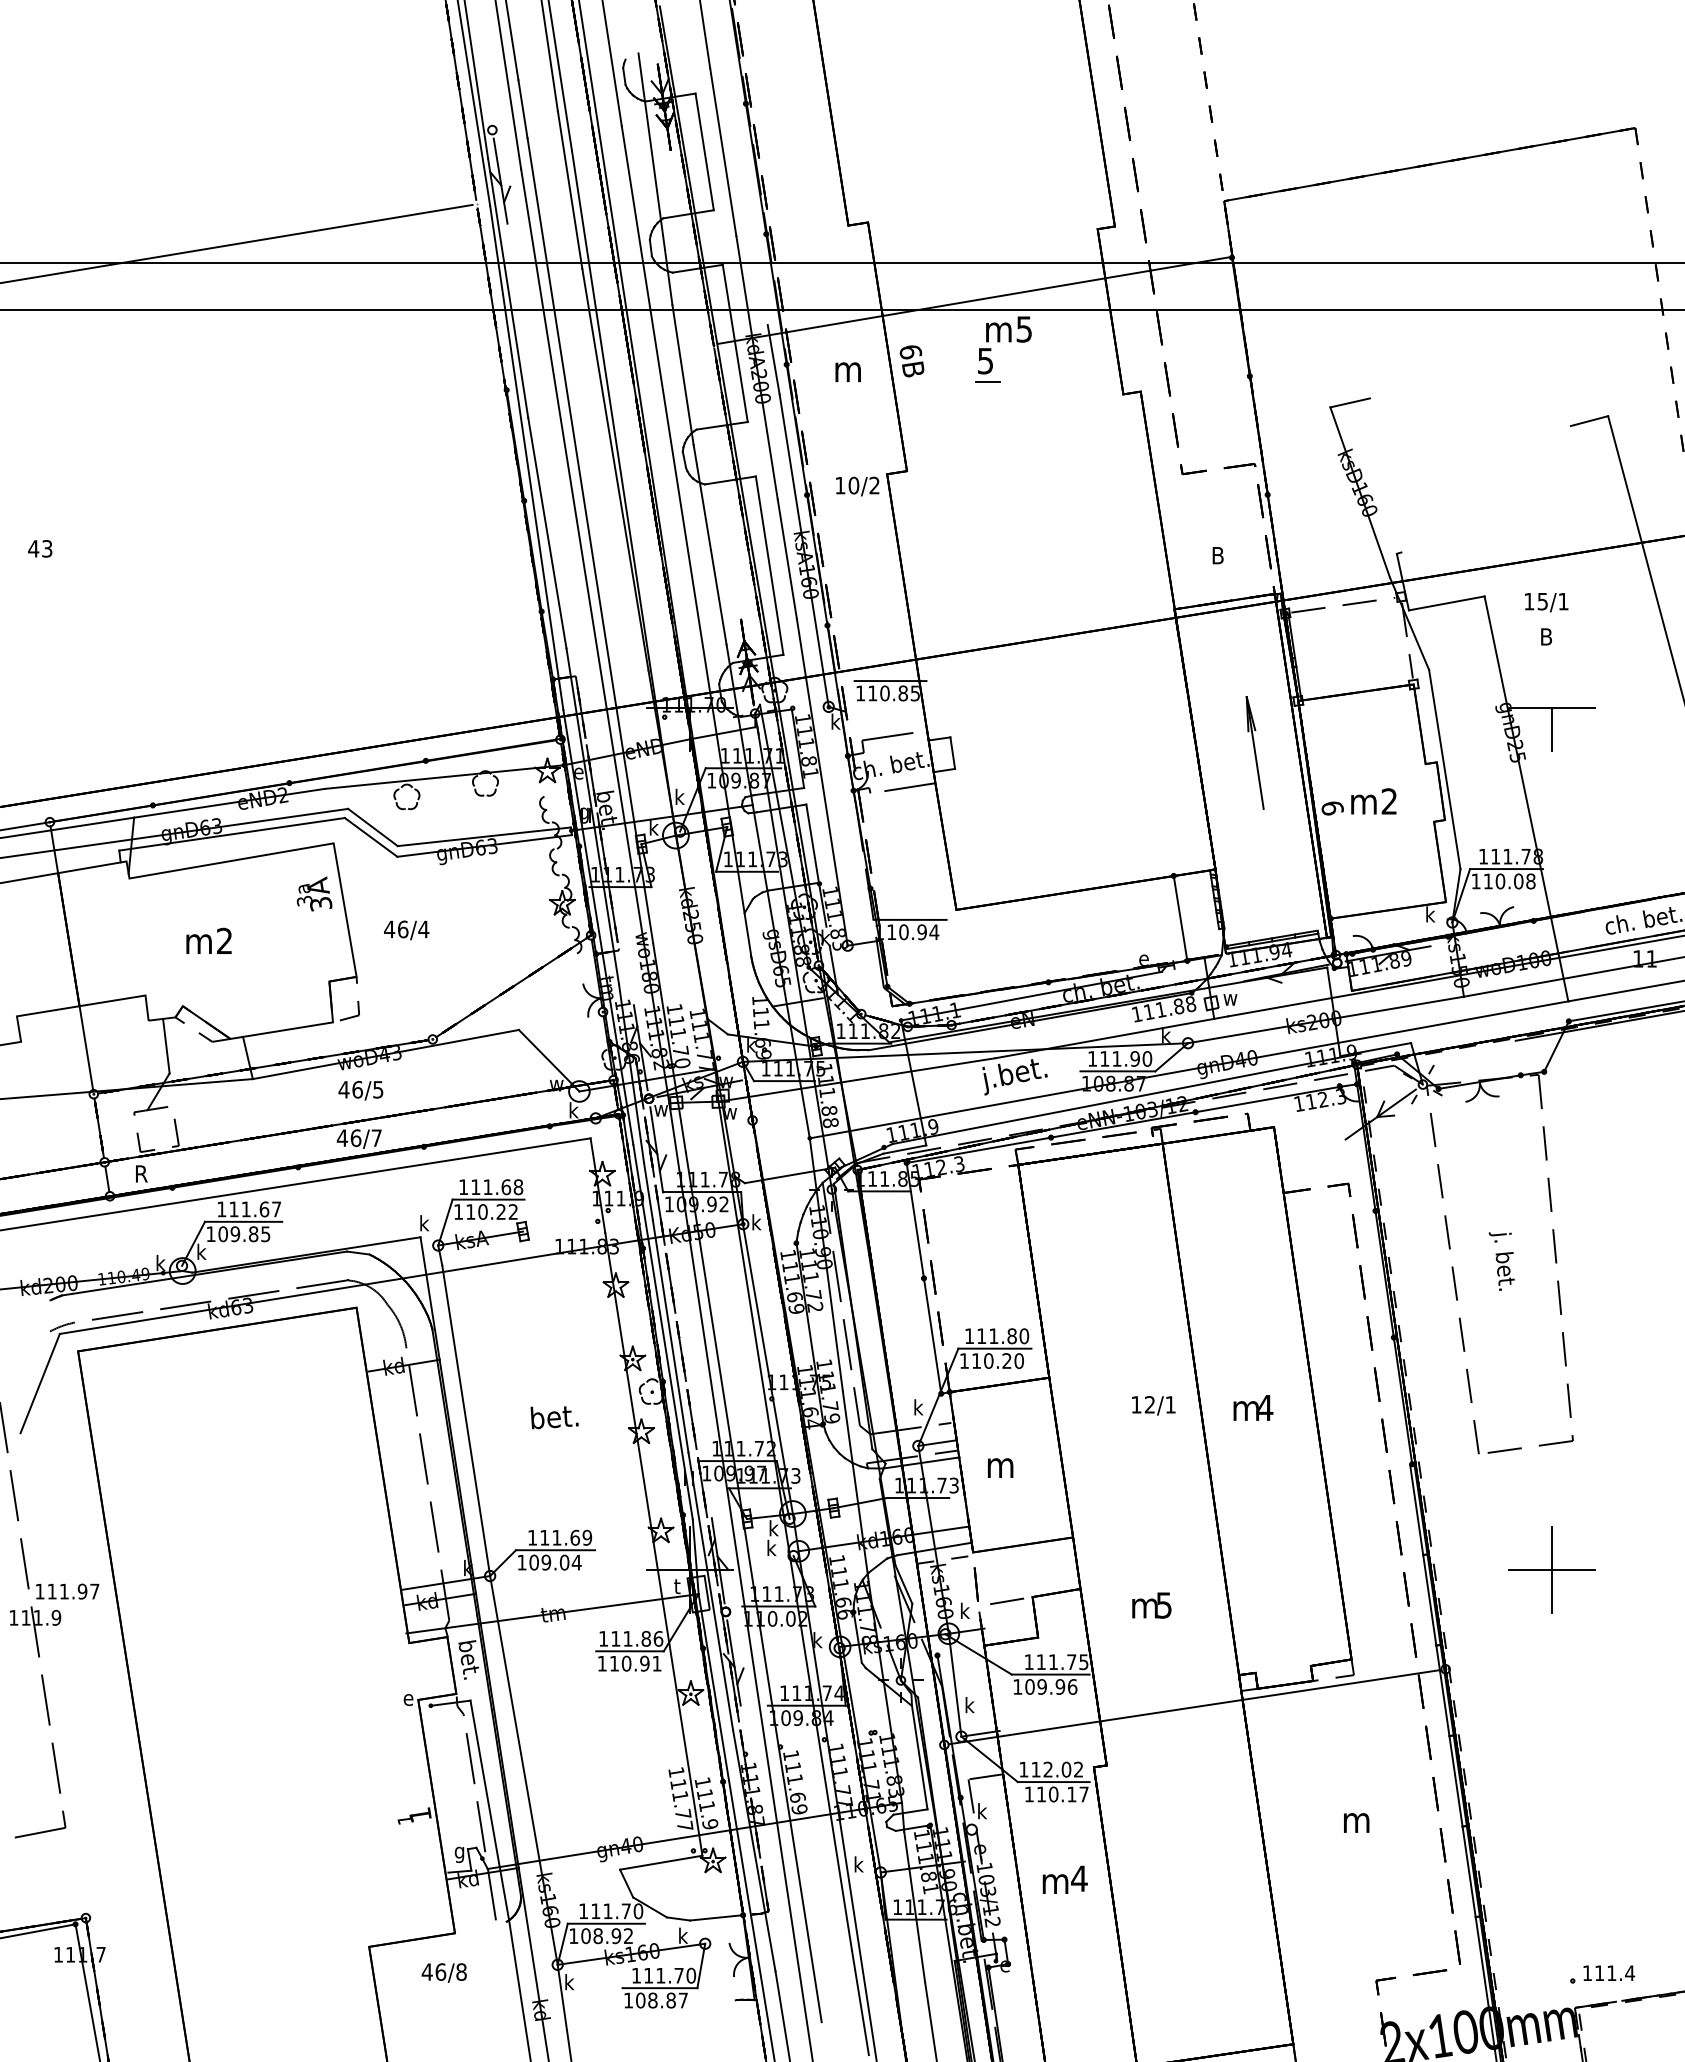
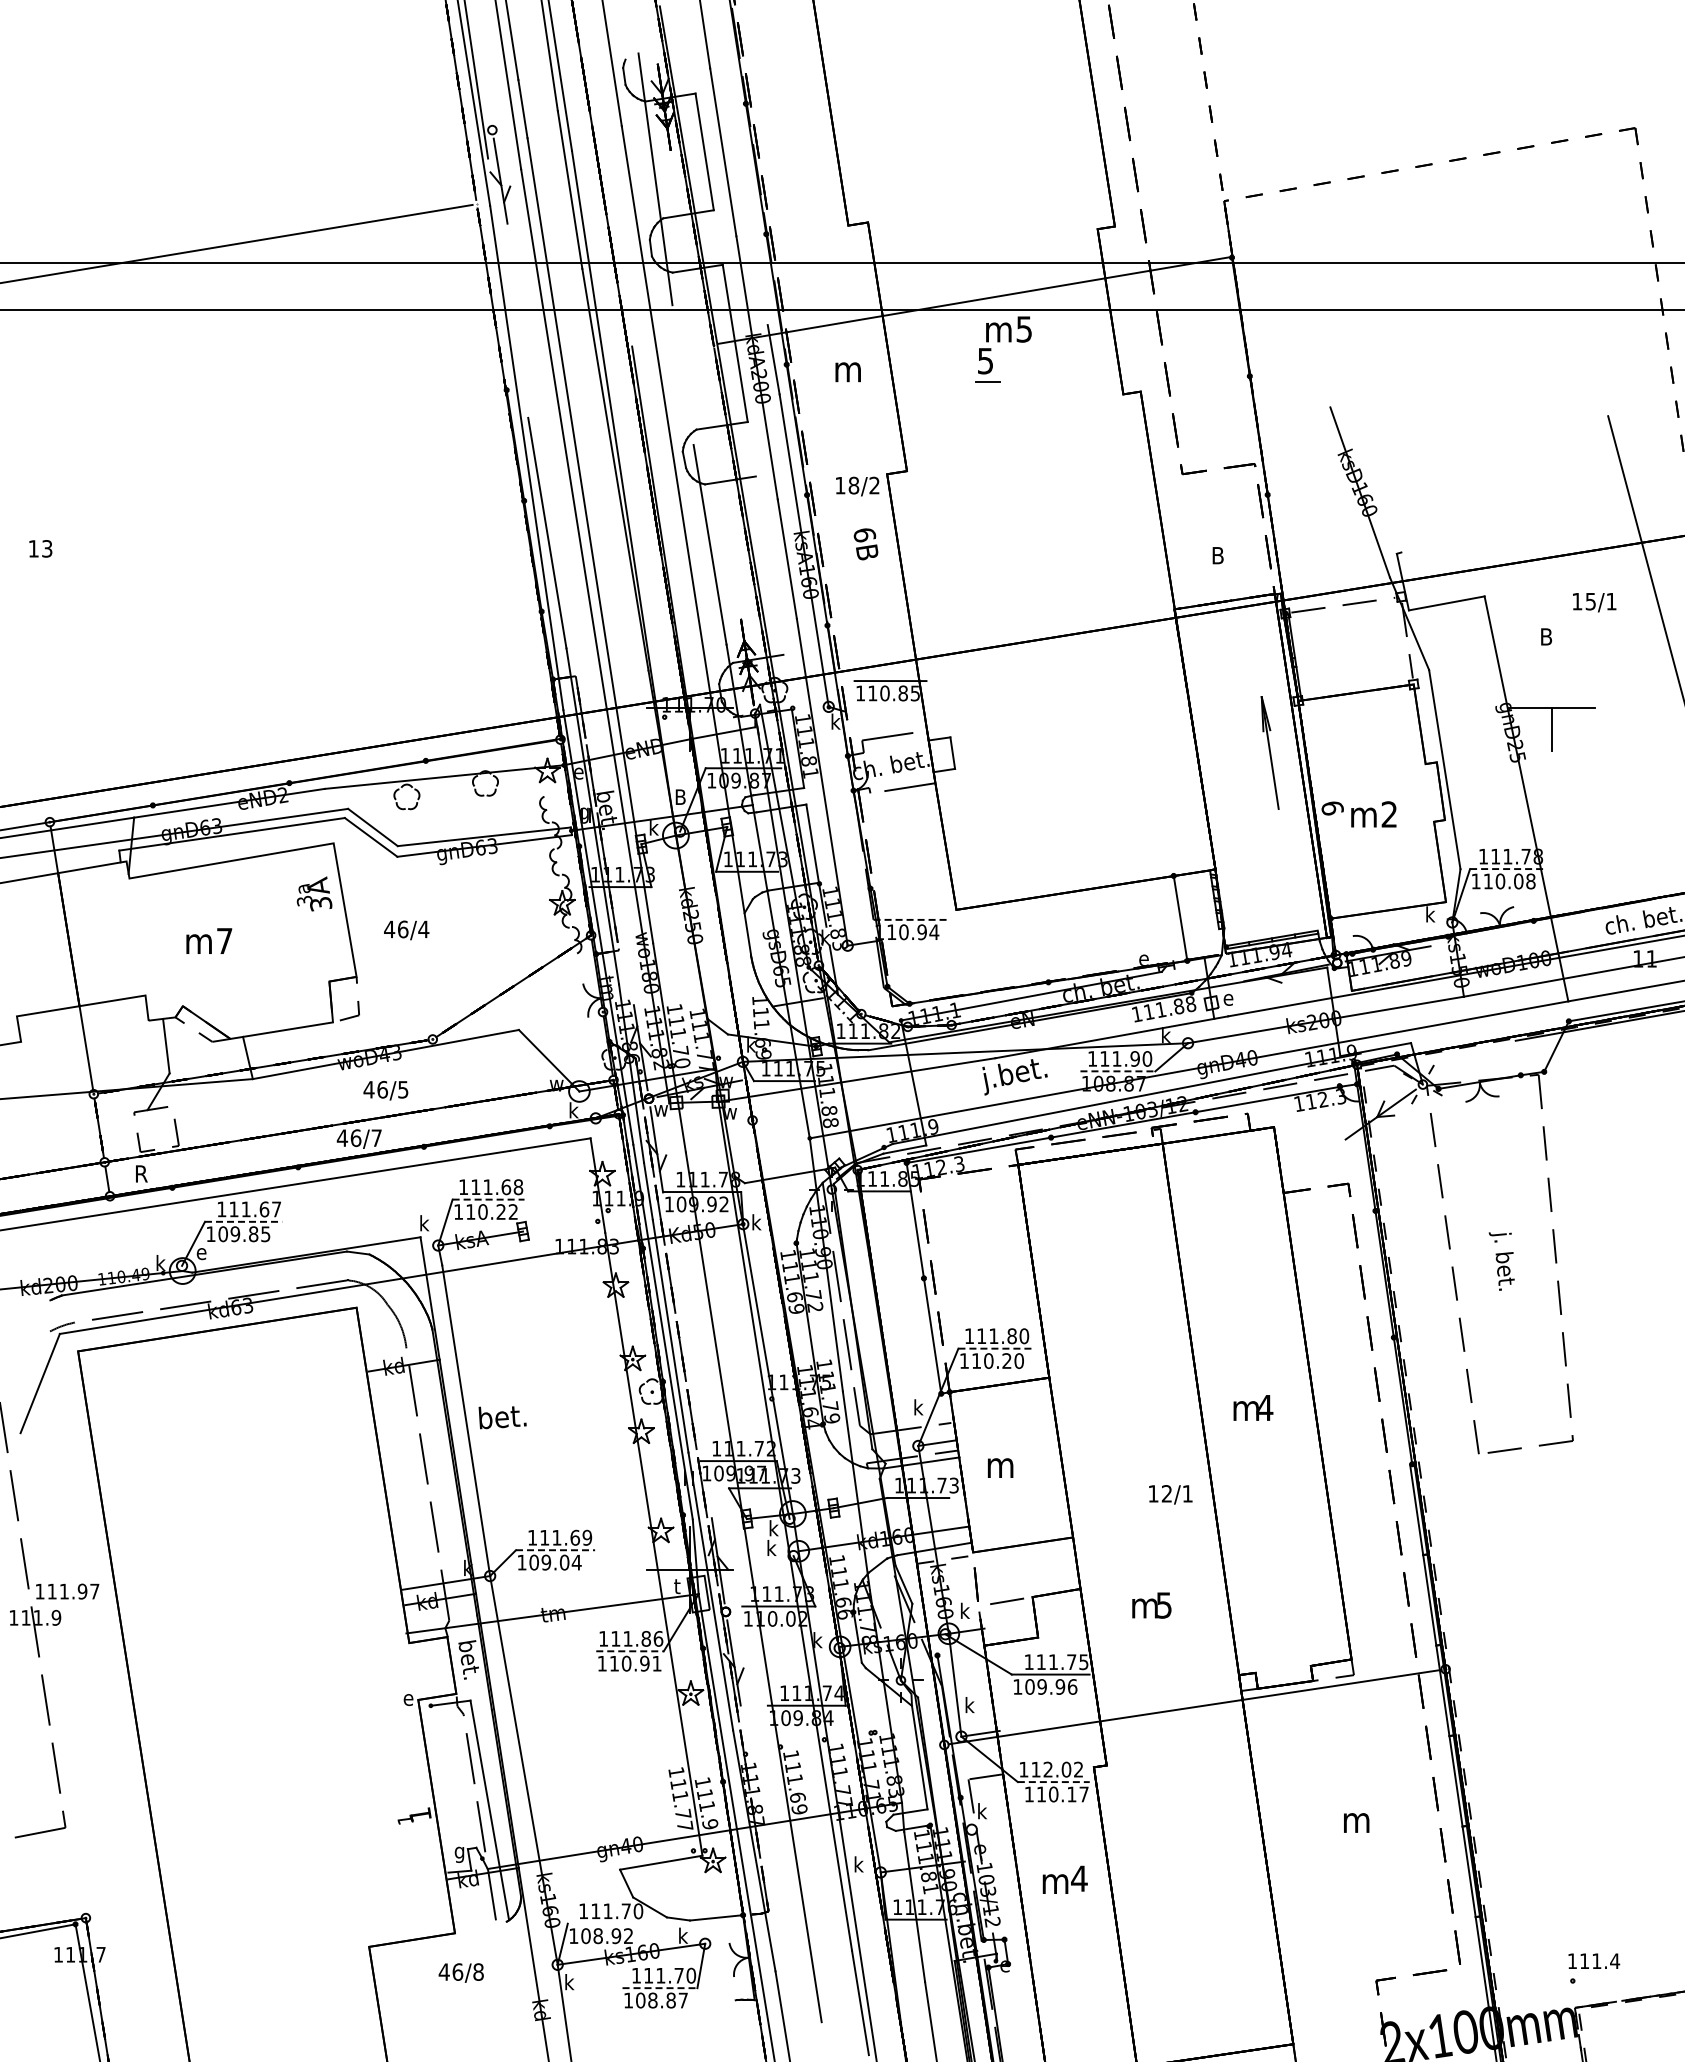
line: present -> none (1429, 164)
line: present -> none (605, 174)
line: present -> none (508, 287)
text position: (911, 361) -> (865, 544) (865, 544)
line: present -> none (682, 374)
line: present -> none (1350, 402)
line: present -> none (1589, 421)
text: 10/2 -> 18/2 (853, 485)
text: 43 -> 13 (33, 548)
line: present -> none (769, 565)
text position: (1546, 602) -> (1594, 602) (1594, 602)
part position: (1254, 752) -> (1269, 752) (1269, 752)
text: k -> B (680, 796)
text position: (1373, 801) -> (1373, 814) (1373, 814)
line: solid -> dashed (1507, 869)
line: solid -> dashed (910, 919)
text: m2 -> m7 (224, 940)
text: w -> e (1230, 999)
line: solid -> dashed (1118, 1071)
text position: (360, 1090) -> (385, 1090) (385, 1090)
line: solid -> dashed (488, 1199)
line: solid -> dashed (243, 1221)
text: k -> e (201, 1251)
line: solid -> dashed (994, 1348)
text position: (1153, 1405) -> (1170, 1494) (1170, 1494)
text position: (554, 1417) -> (502, 1417) (502, 1417)
line: solid -> dashed (555, 1550)
part: present -> none (1551, 1569)
line: present -> none (740, 1580)
line: solid -> dashed (630, 1651)
line: solid -> dashed (1053, 1782)
line: present -> none (605, 1923)
text position: (443, 1972) -> (460, 1972) (460, 1972)
text position: (1609, 1972) -> (1594, 1960) (1594, 1960)
line: present -> none (519, 1988)
line: solid -> dashed (660, 1988)
